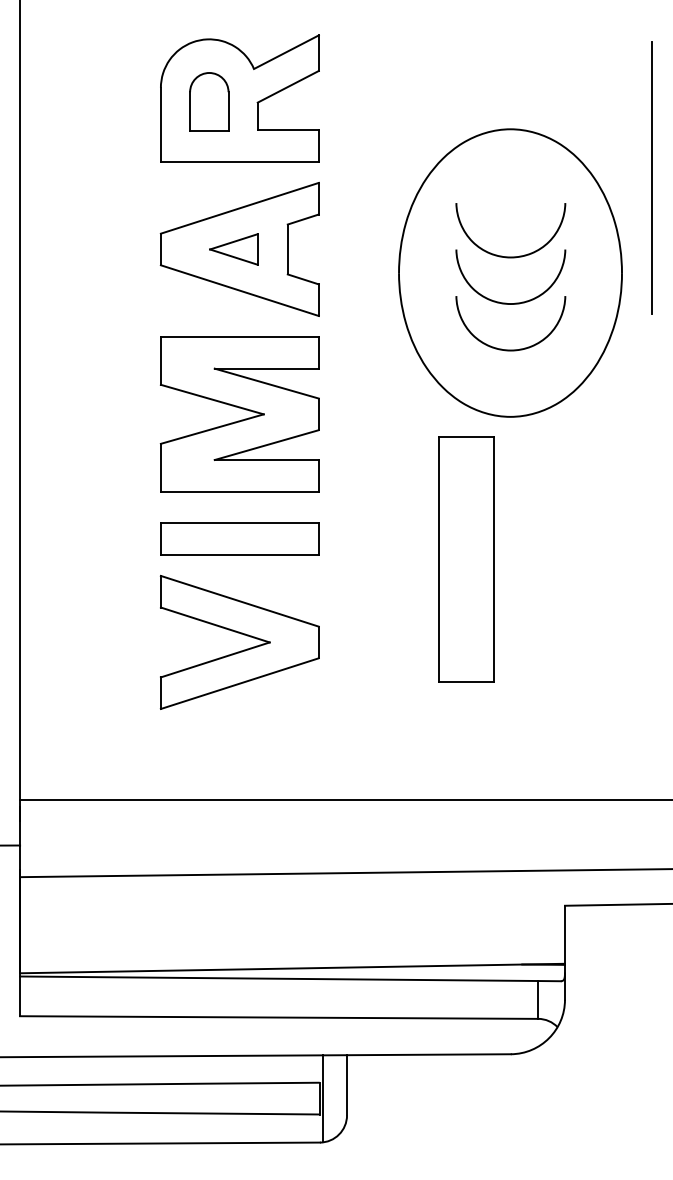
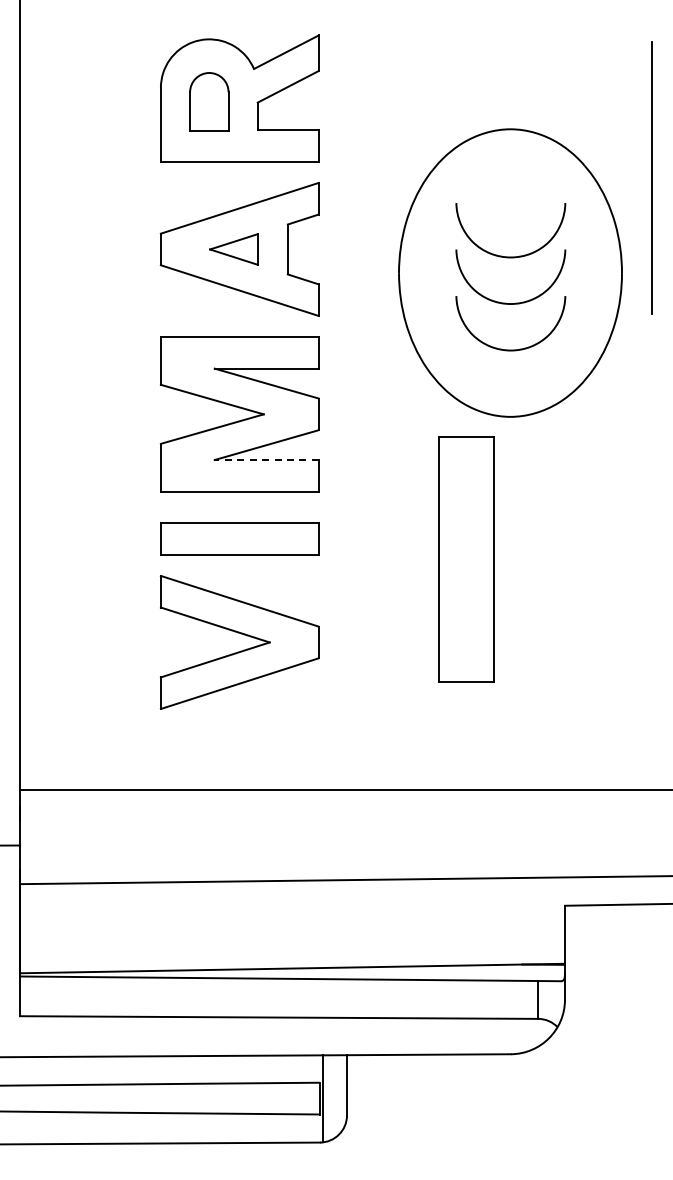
line: solid -> dashed (266, 460)
line position: (344, 800) -> (344, 790) (344, 790)
line position: (344, 873) -> (344, 880) (344, 880)
